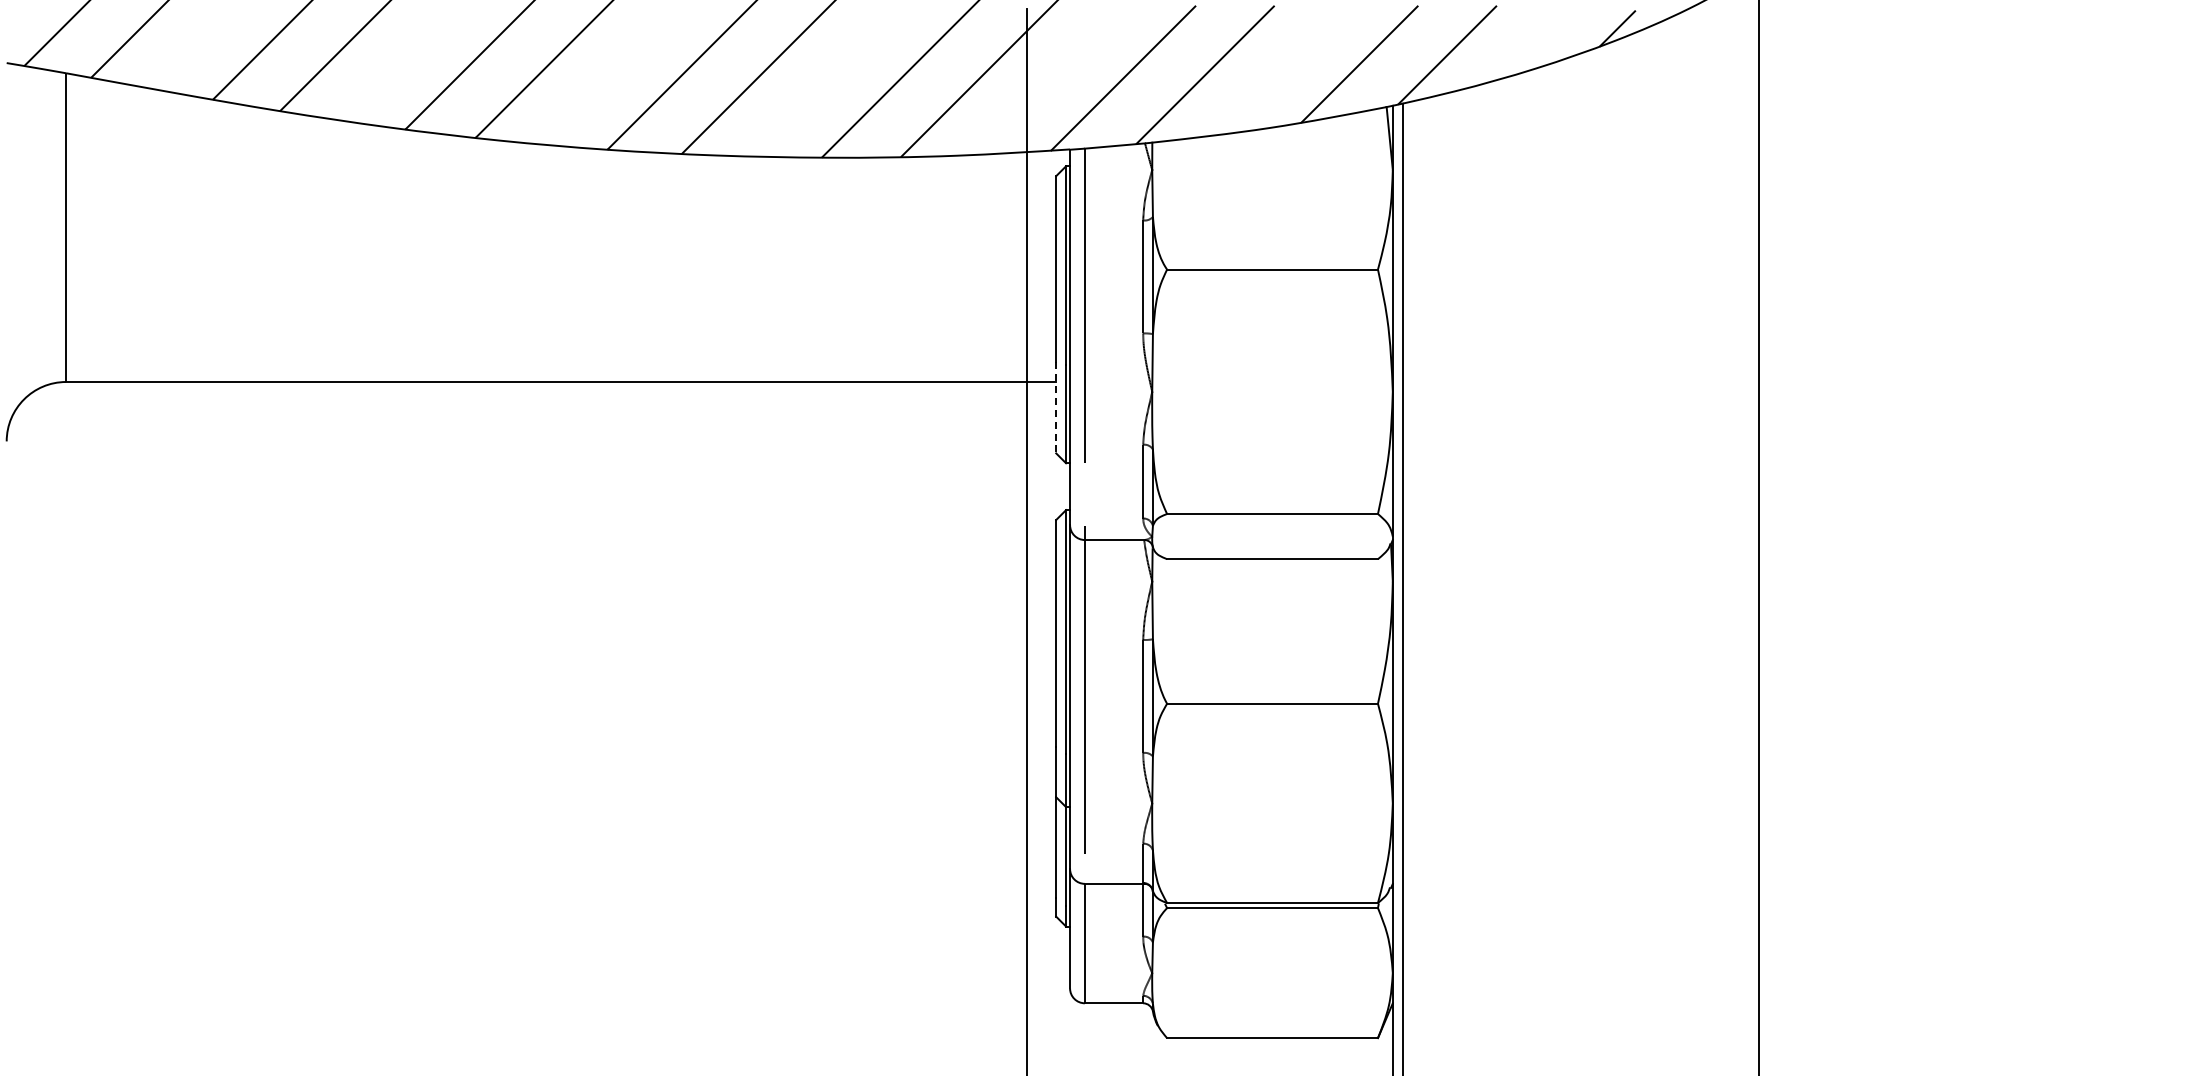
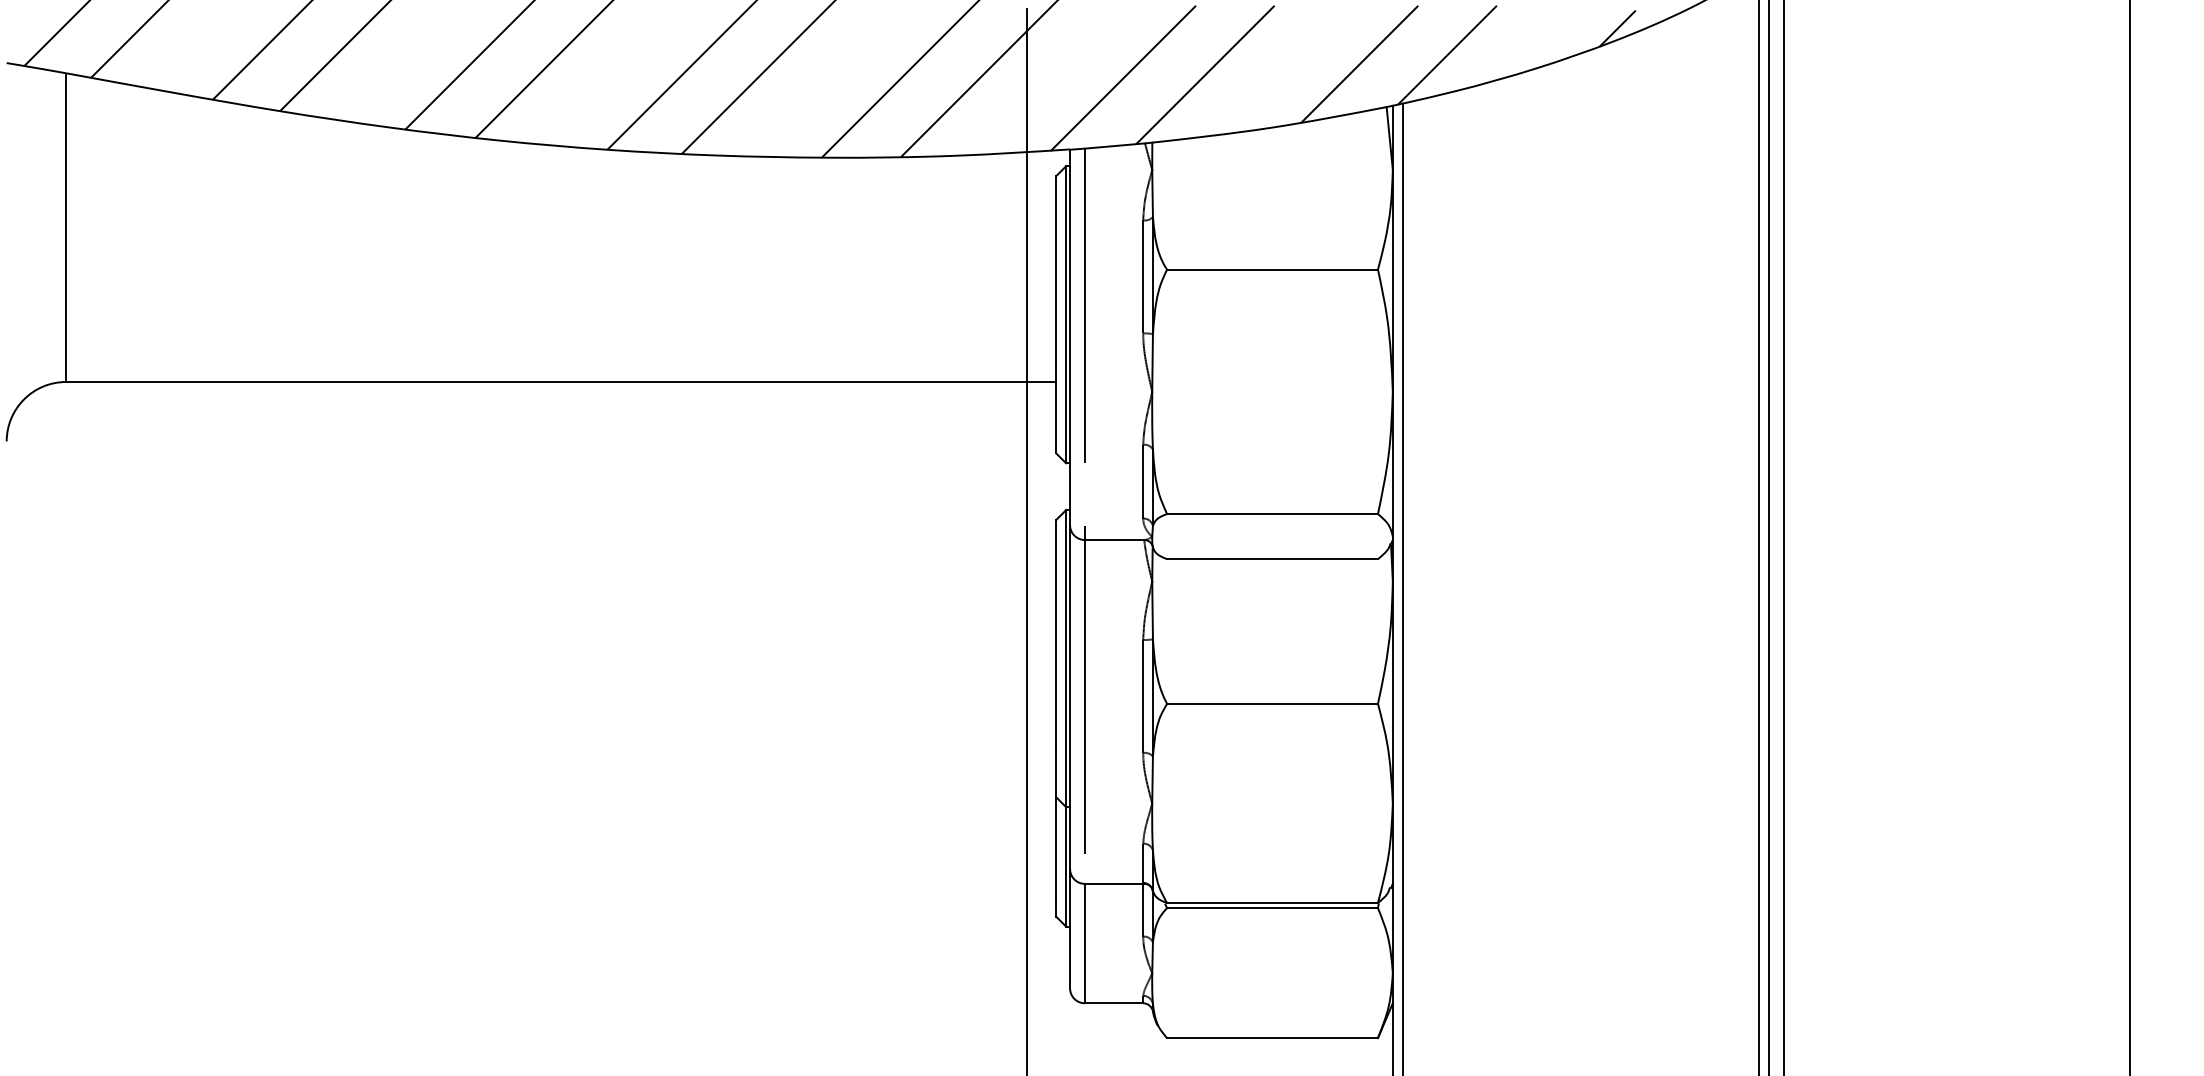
line: dashed -> solid (1056, 407)
line: none -> present (1769, 537)
line: none -> present (1783, 537)
line: none -> present (2130, 537)
